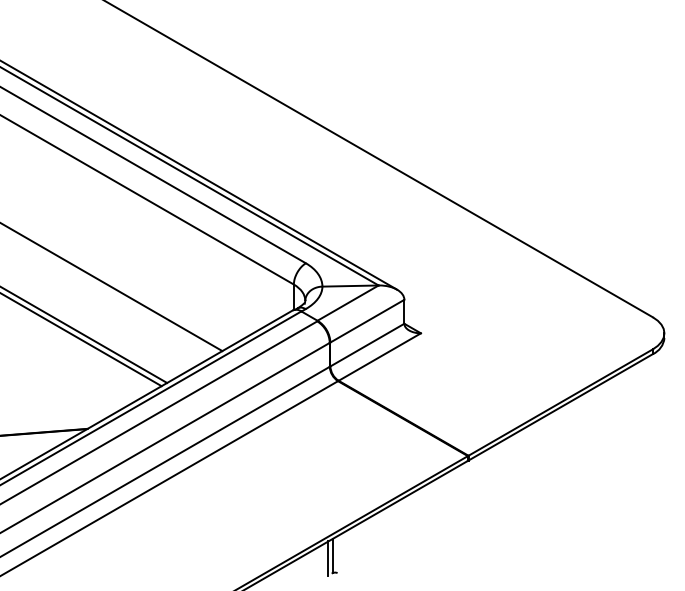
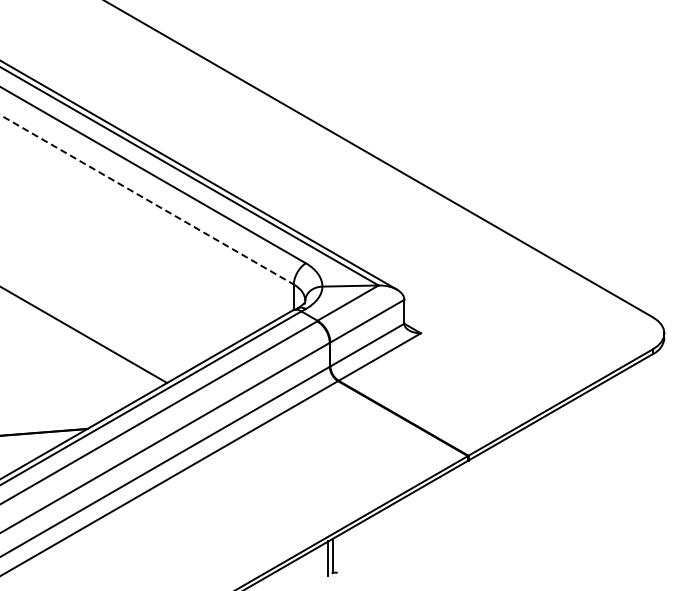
line: solid -> dashed (147, 200)
line: present -> none (112, 287)
line: present -> none (81, 340)
